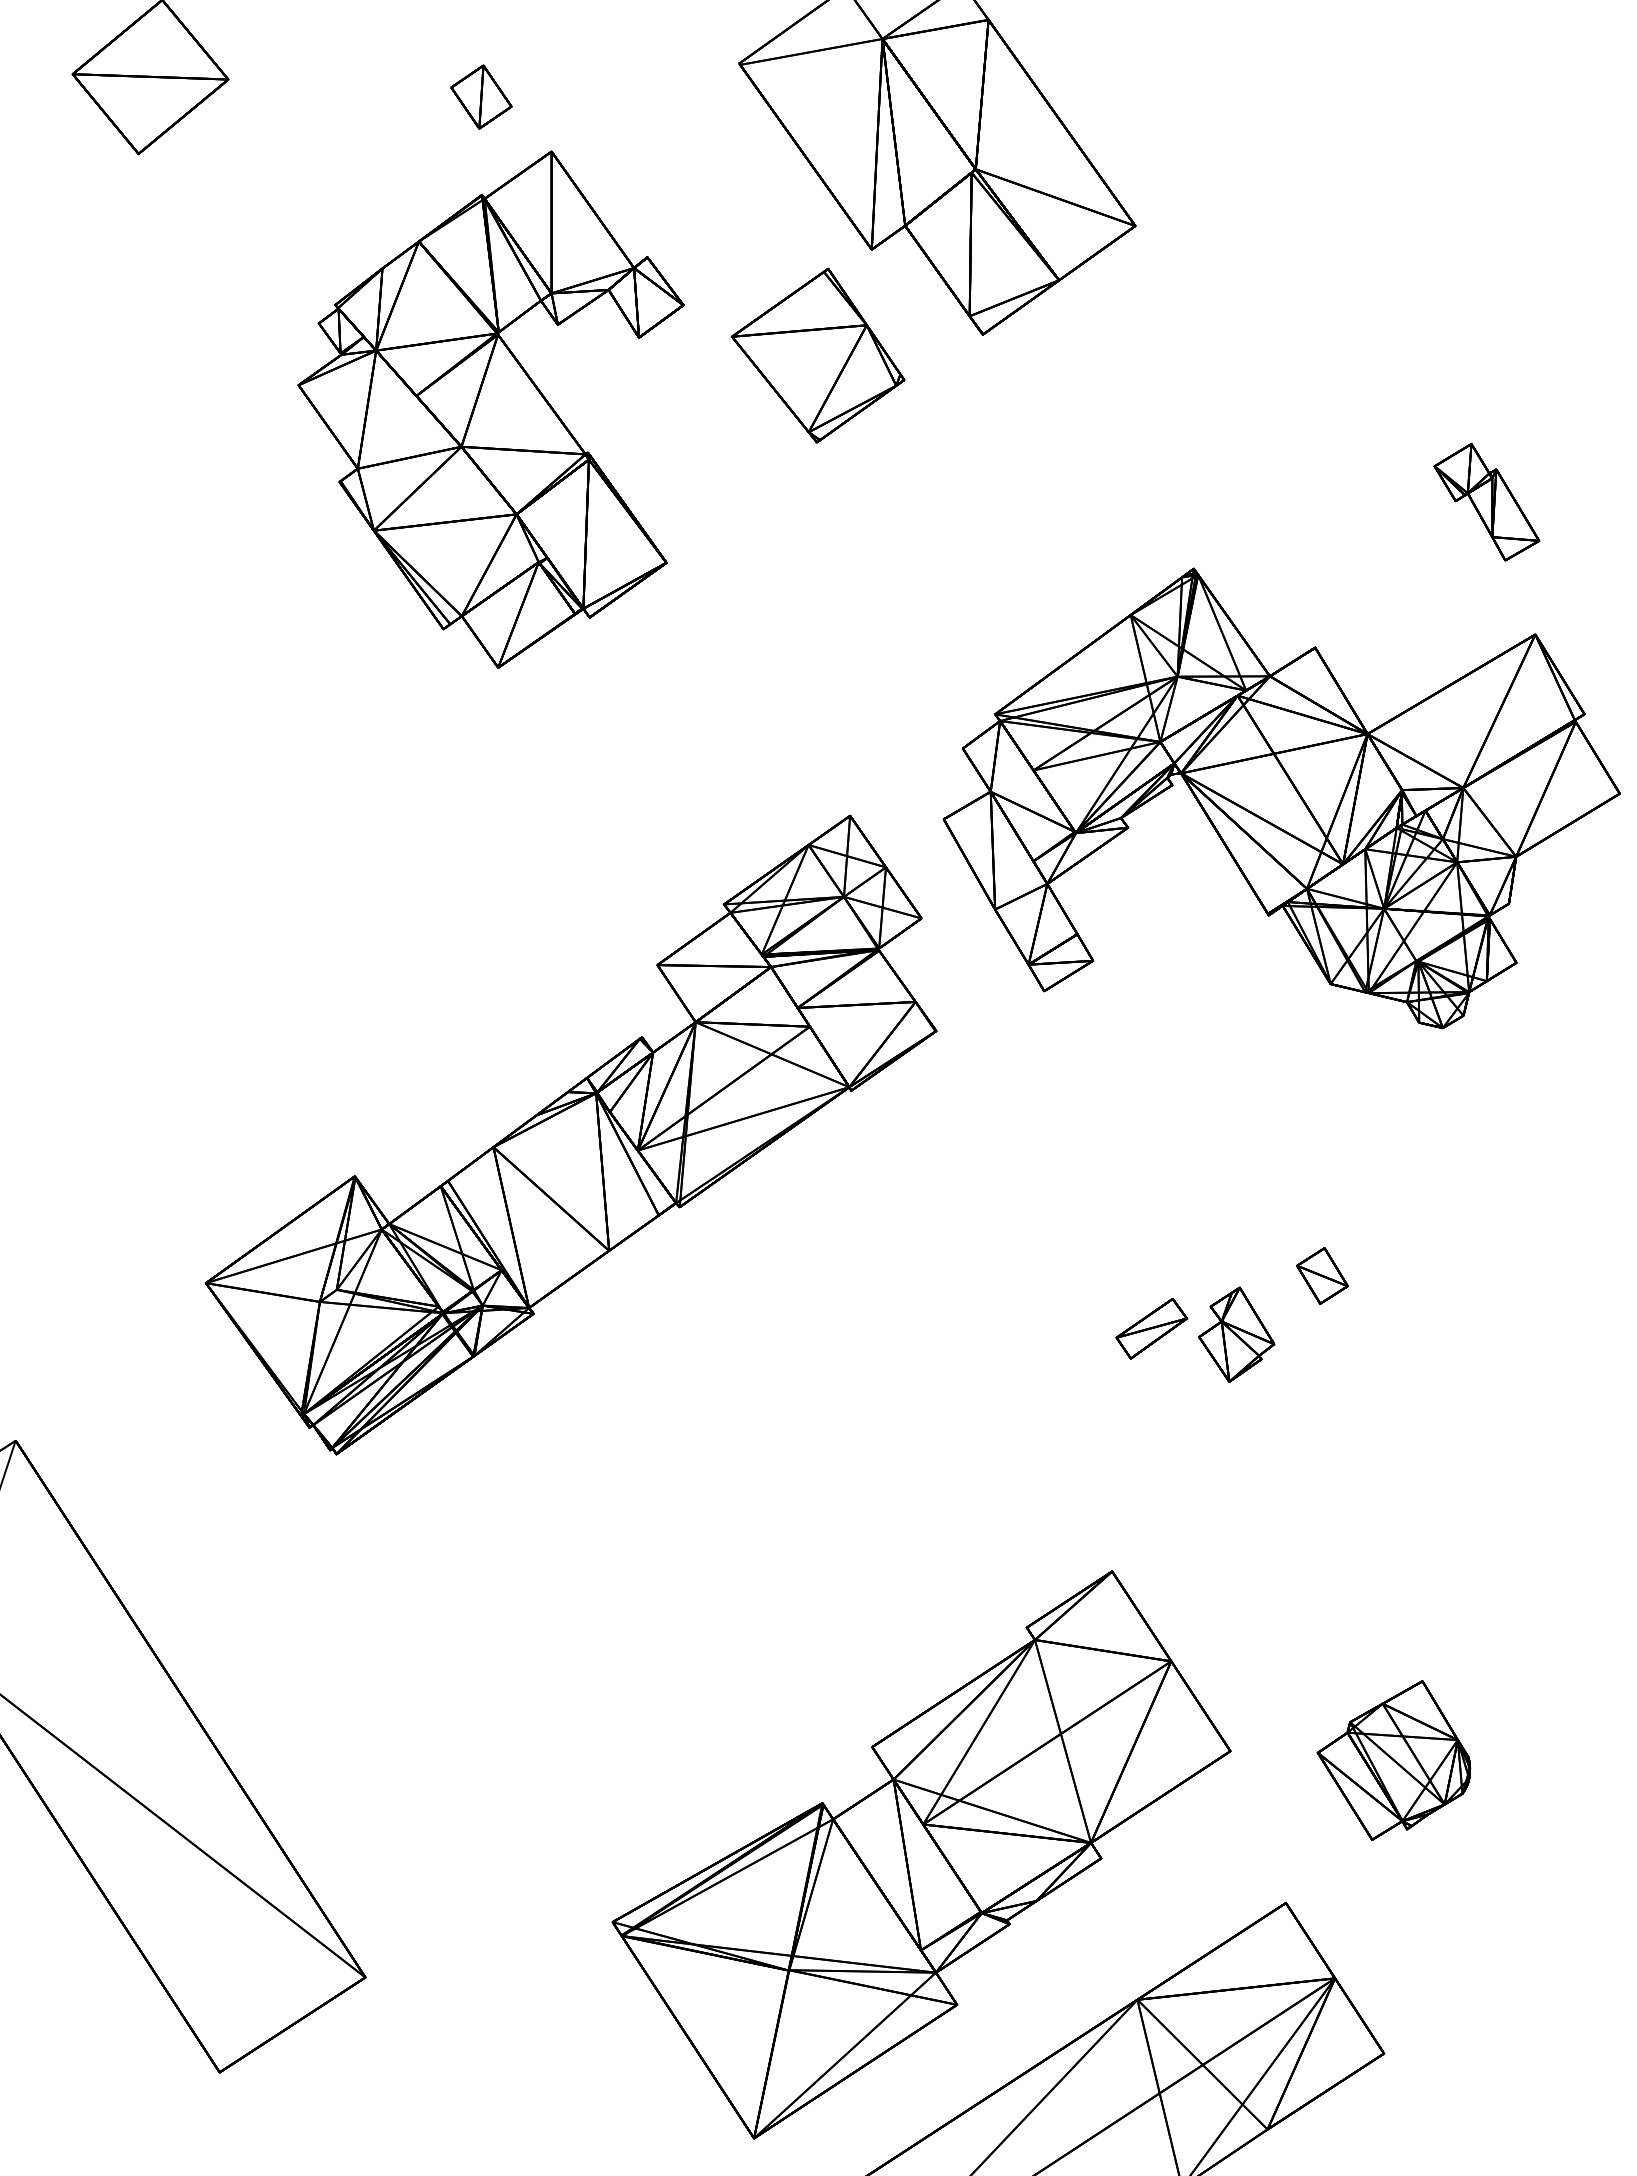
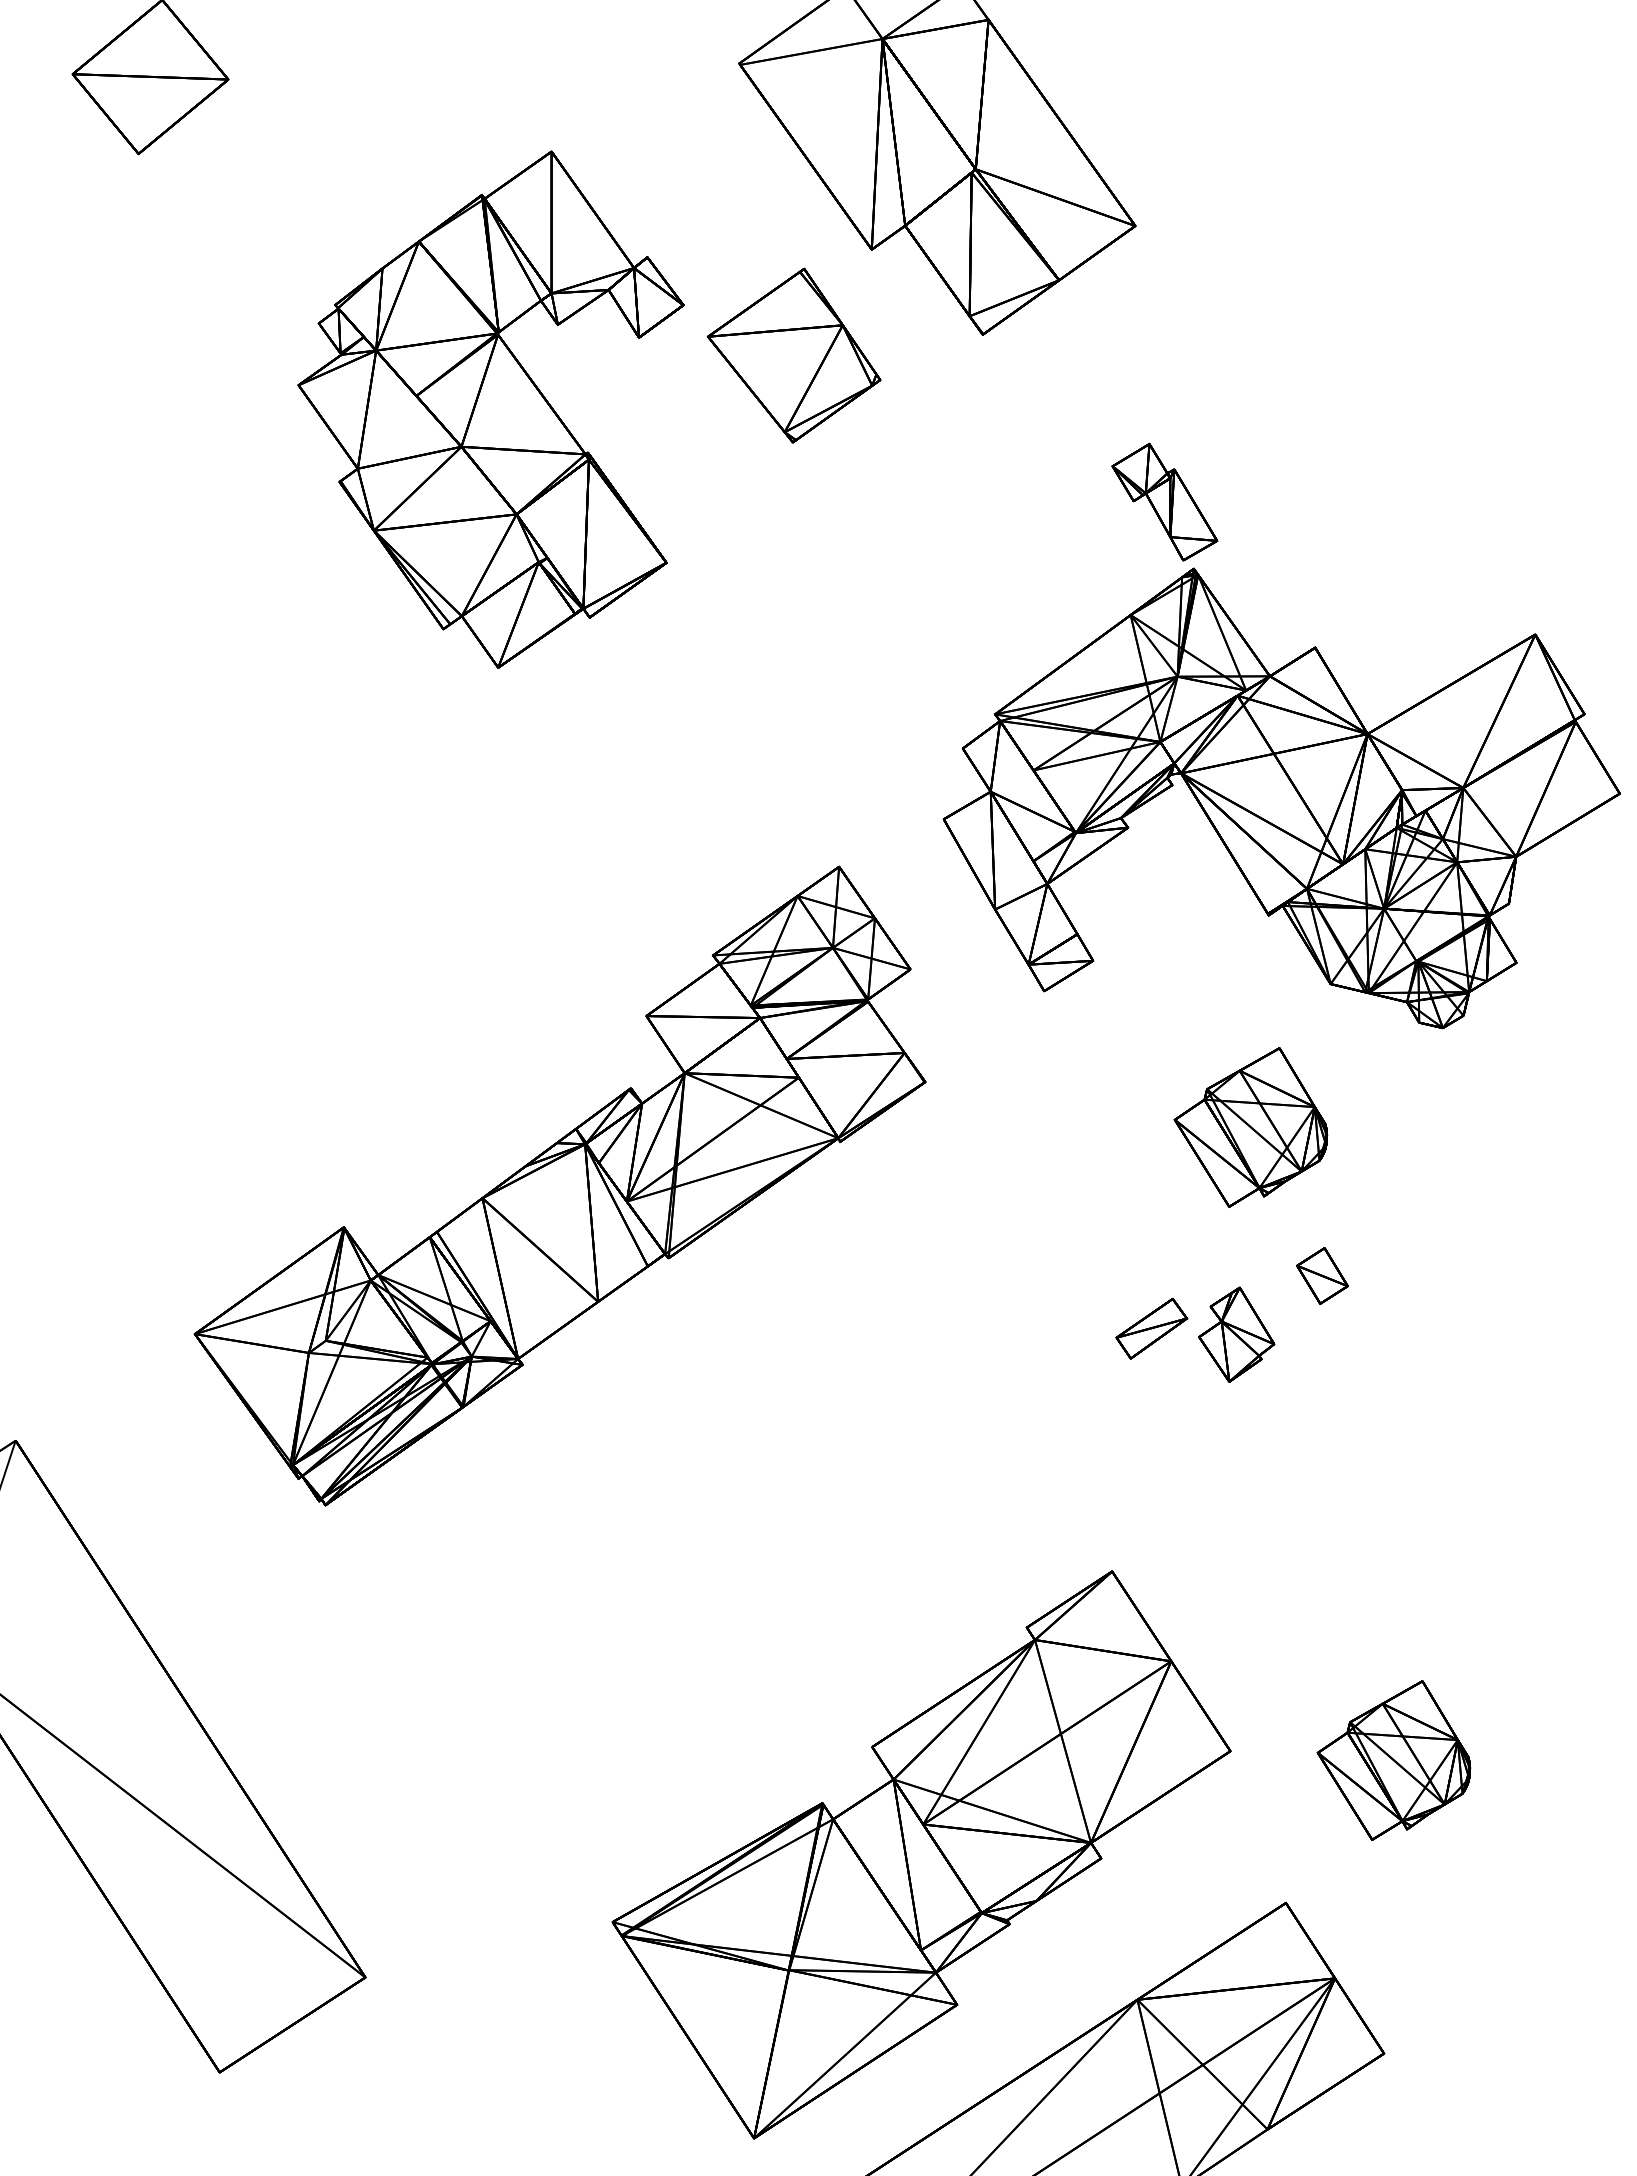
part: present -> none (481, 96)
part position: (817, 355) -> (793, 355) (793, 355)
part position: (1486, 501) -> (1164, 501) (1164, 501)
part: none -> present (1250, 1127)
part position: (570, 1134) -> (559, 1185) (559, 1185)
